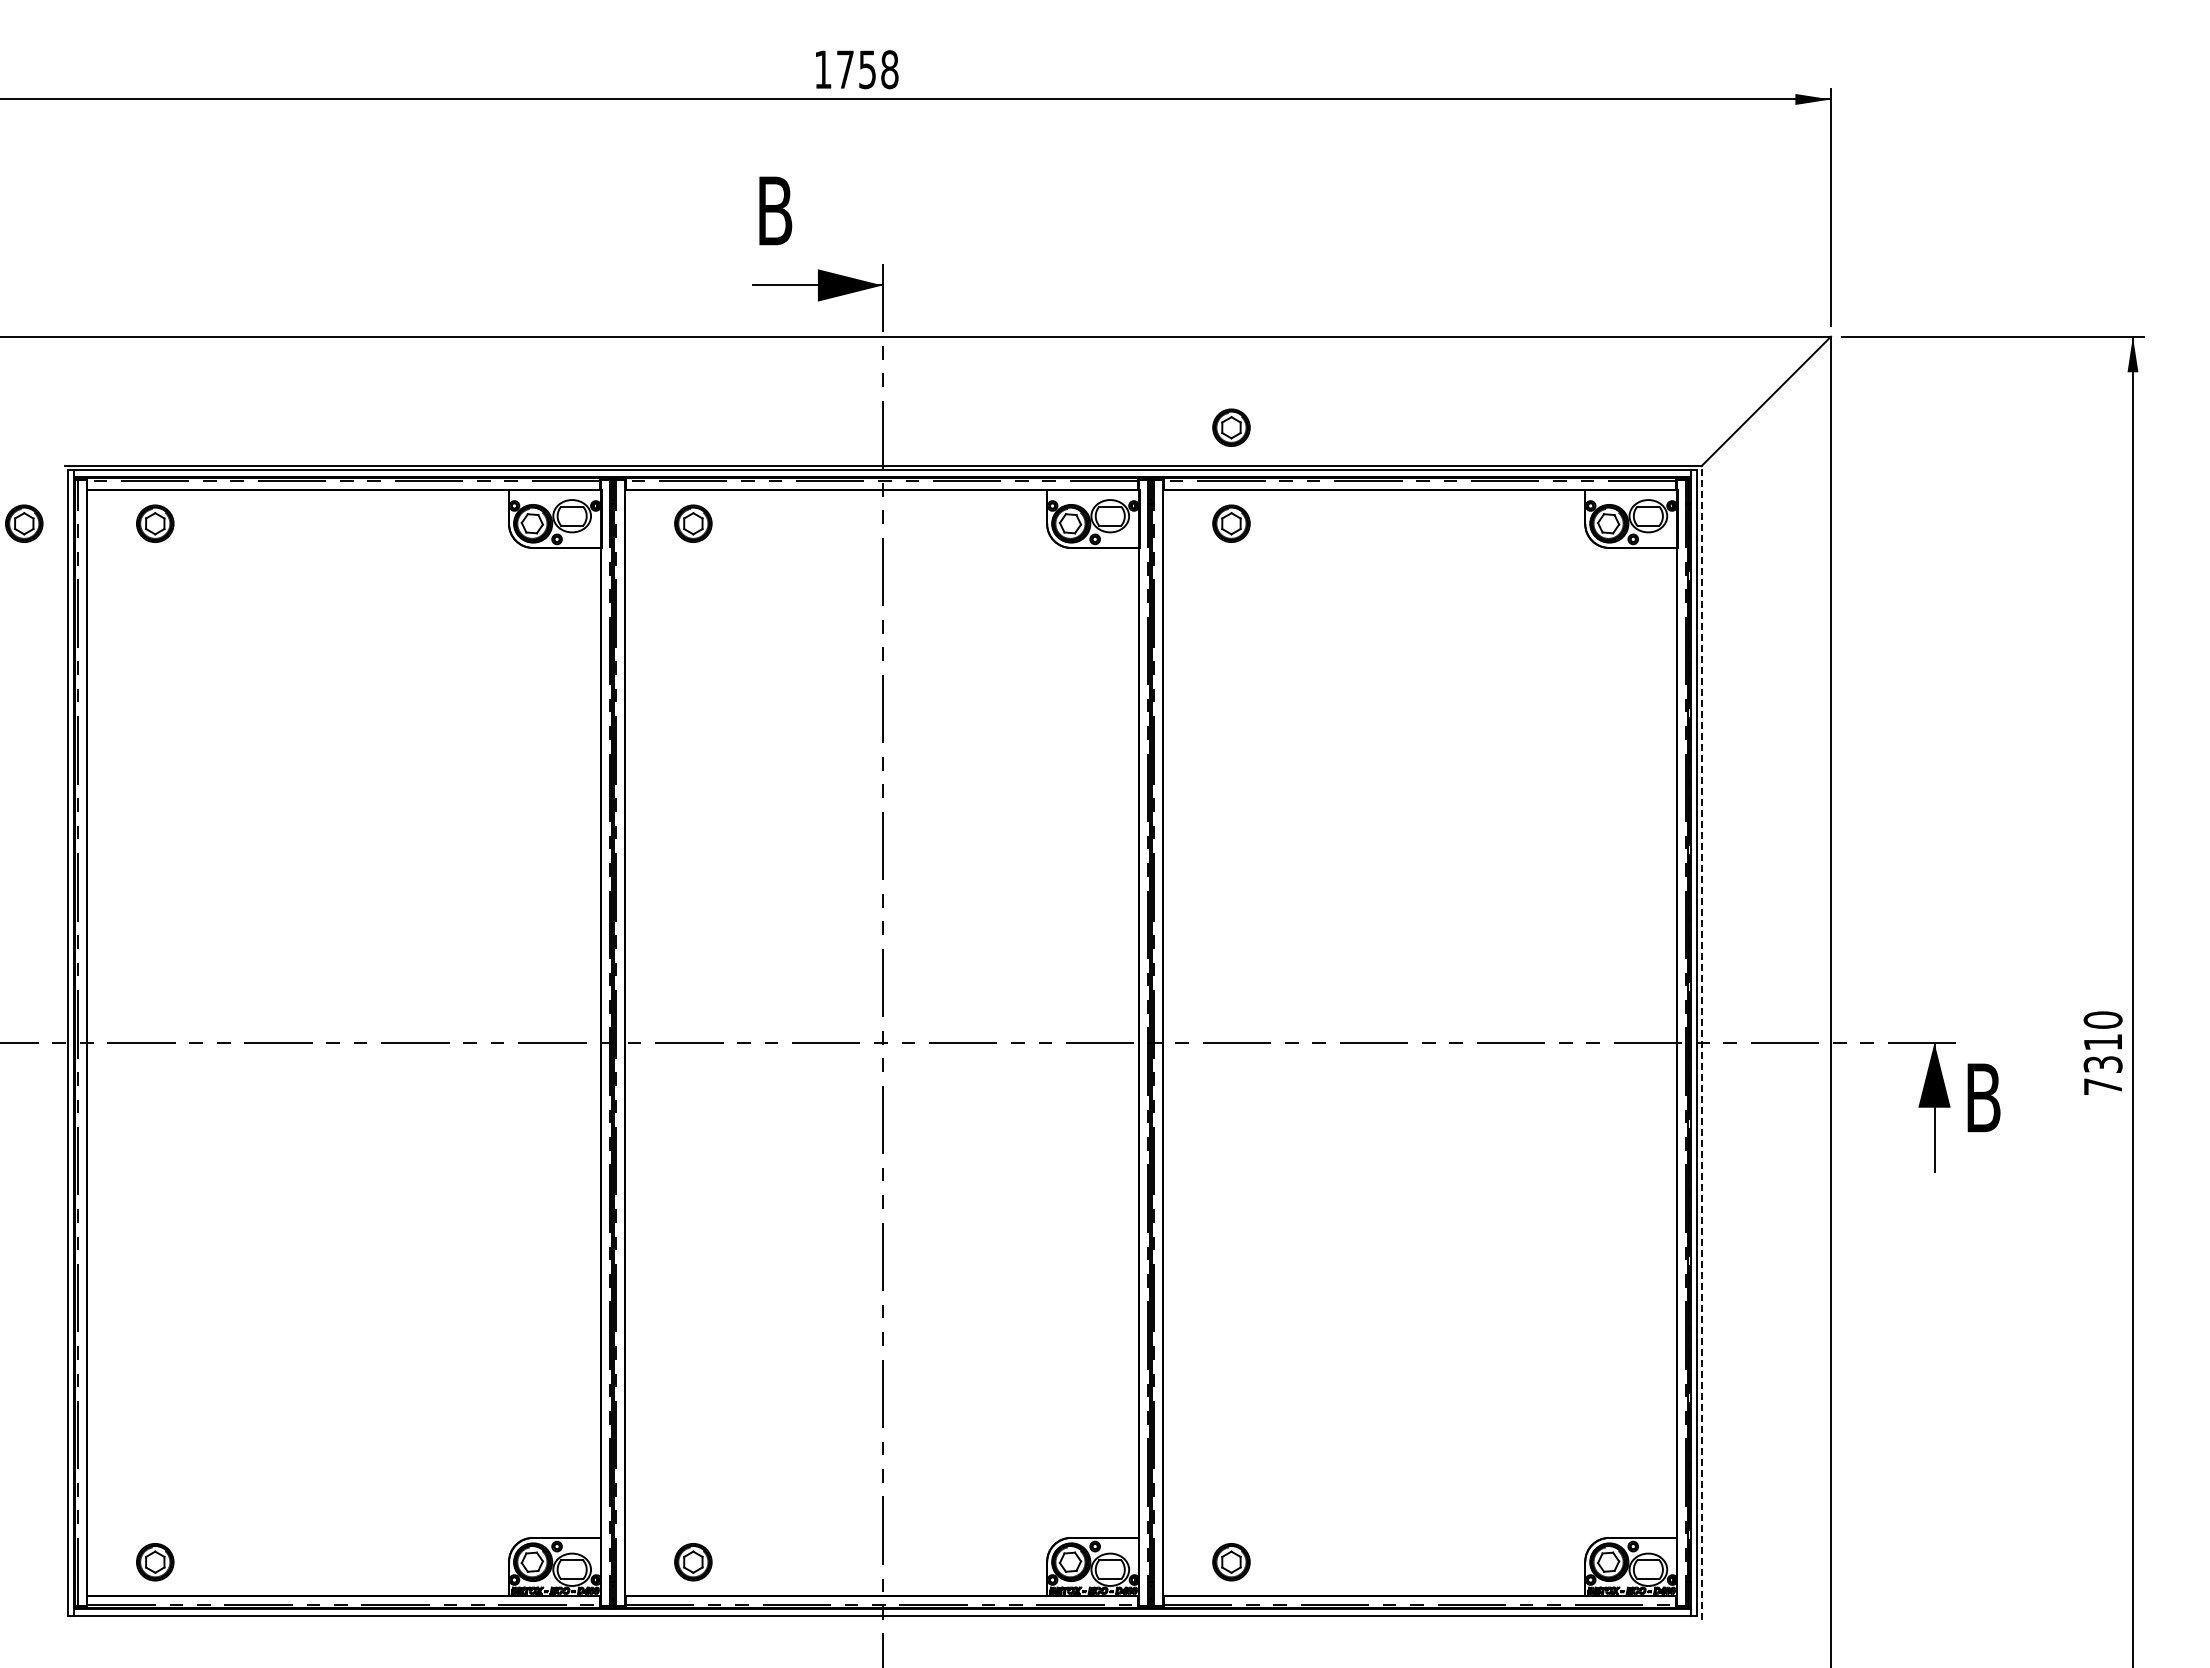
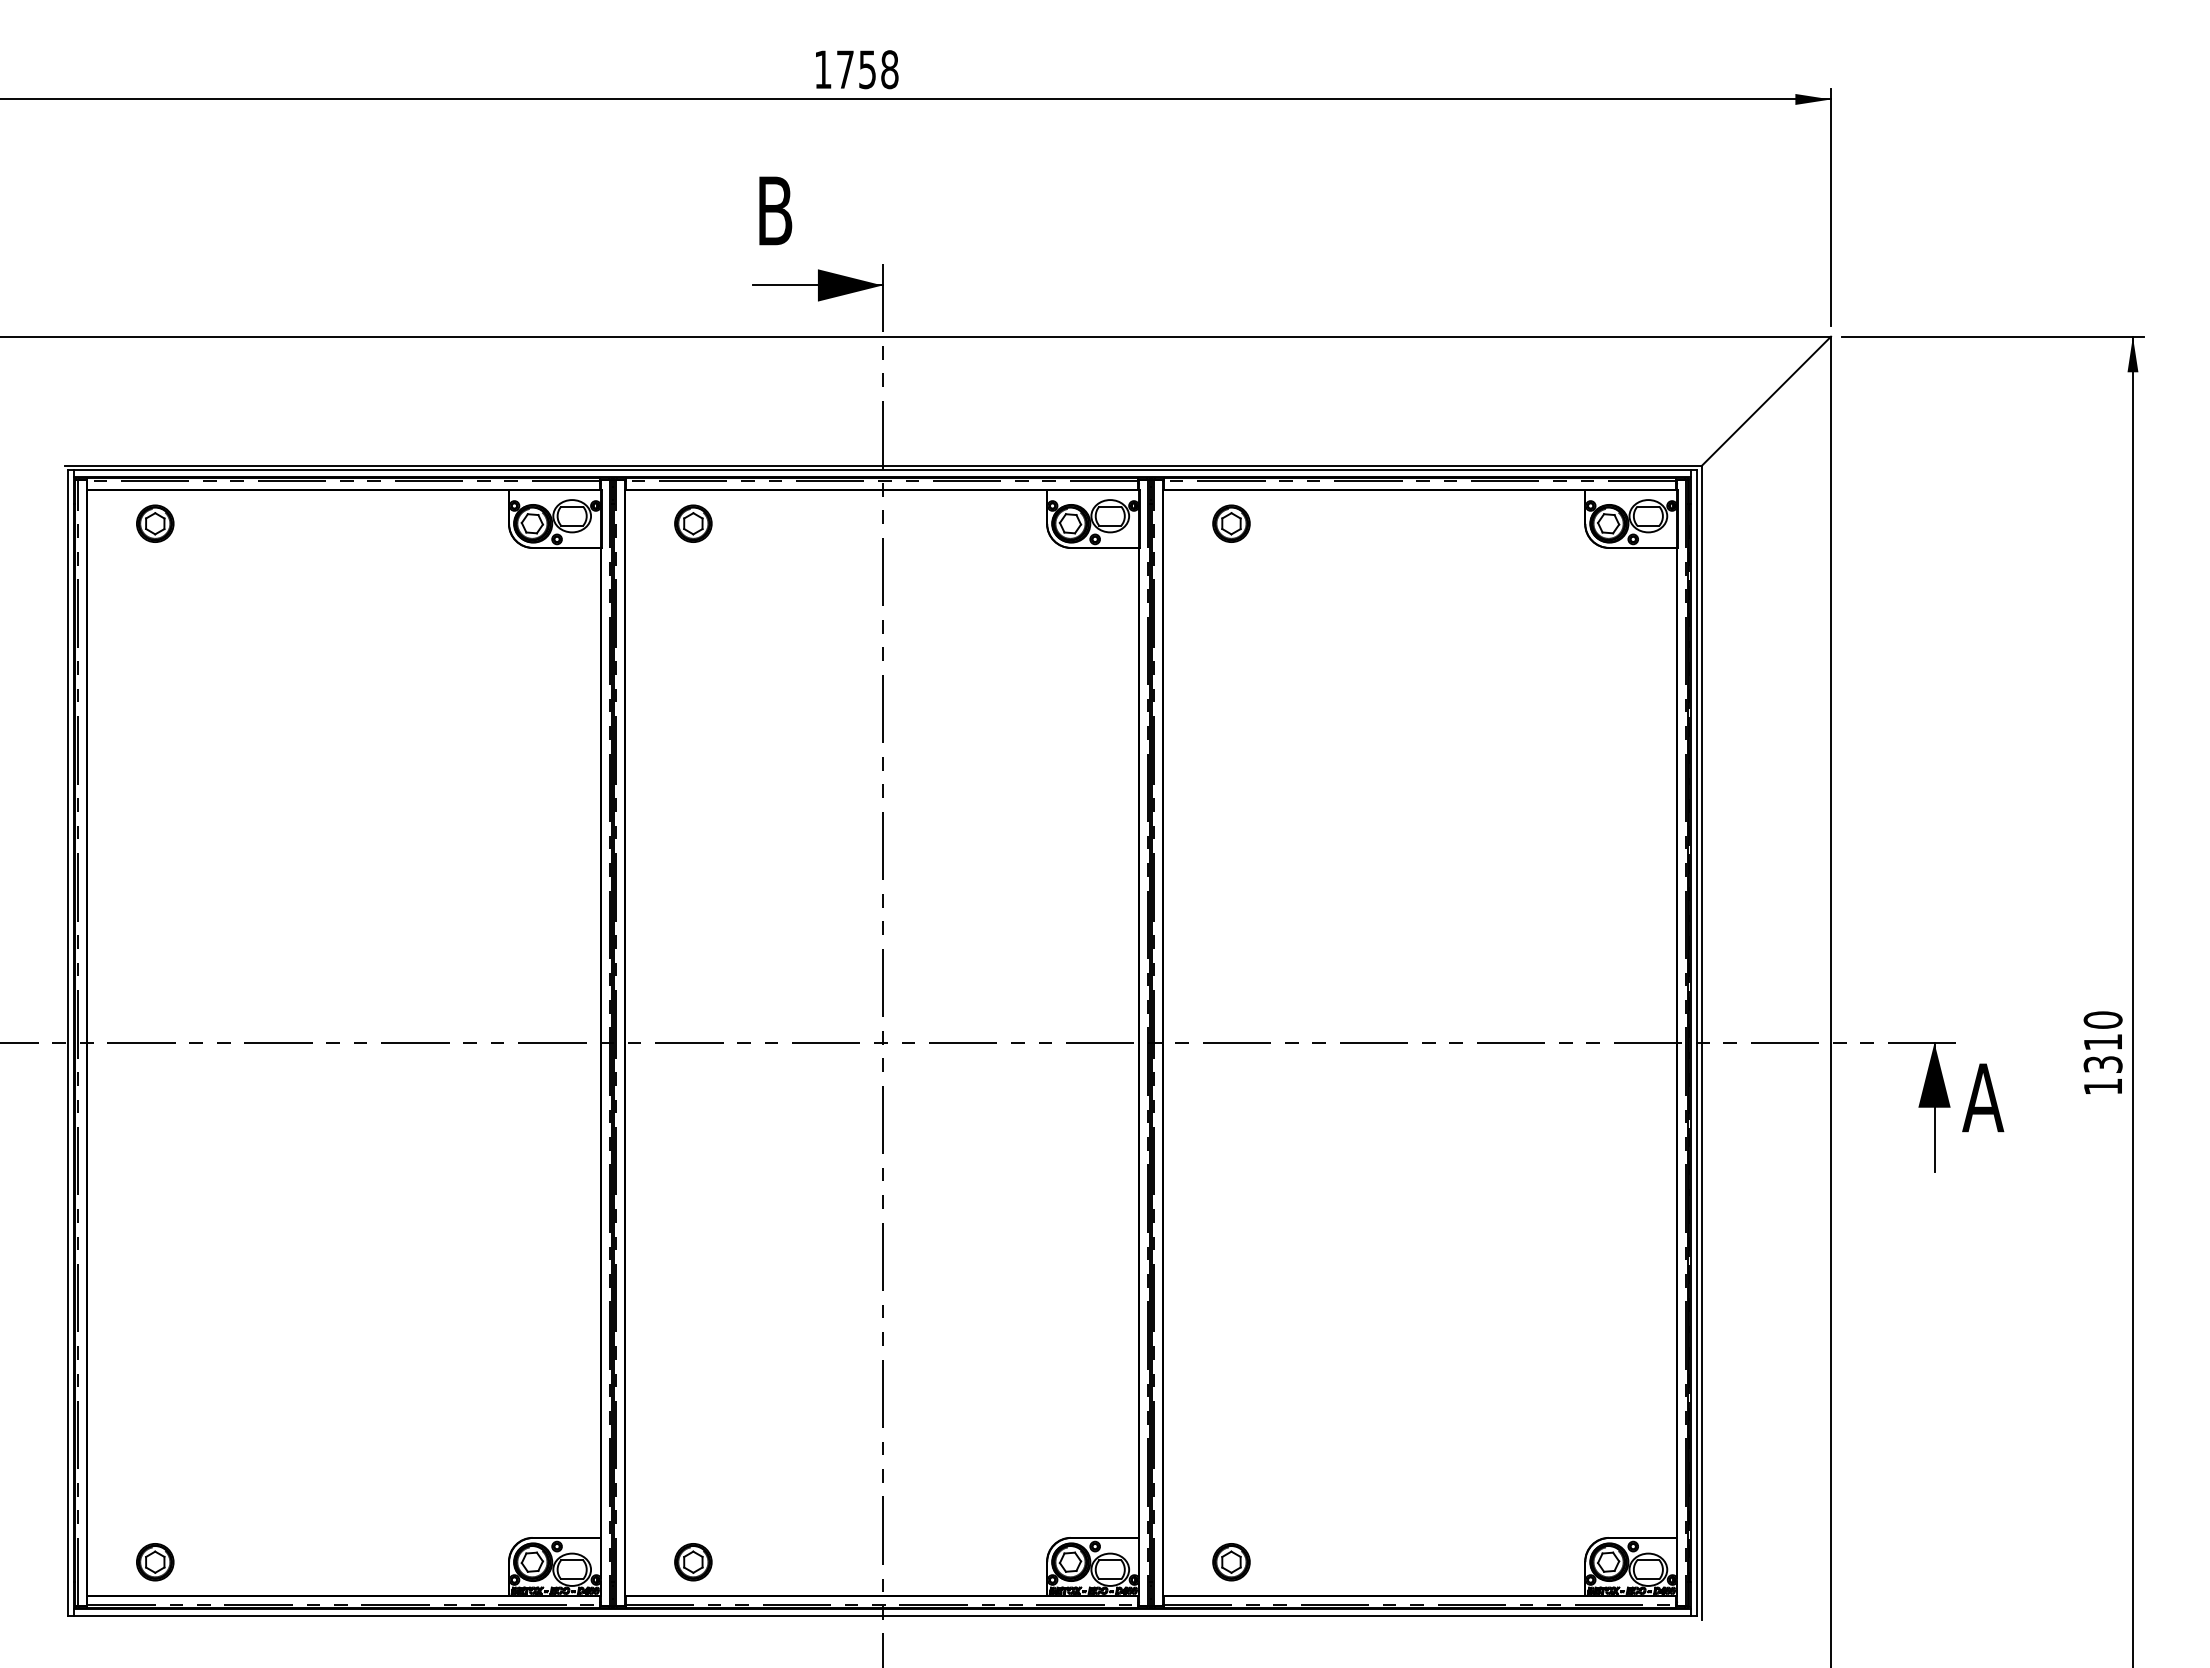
part: present -> none (1231, 427)
part: present -> none (24, 523)
line: dashed -> solid (1701, 1043)
text: 7310 -> 1310 (2102, 1086)
text: B -> A (1983, 1097)
